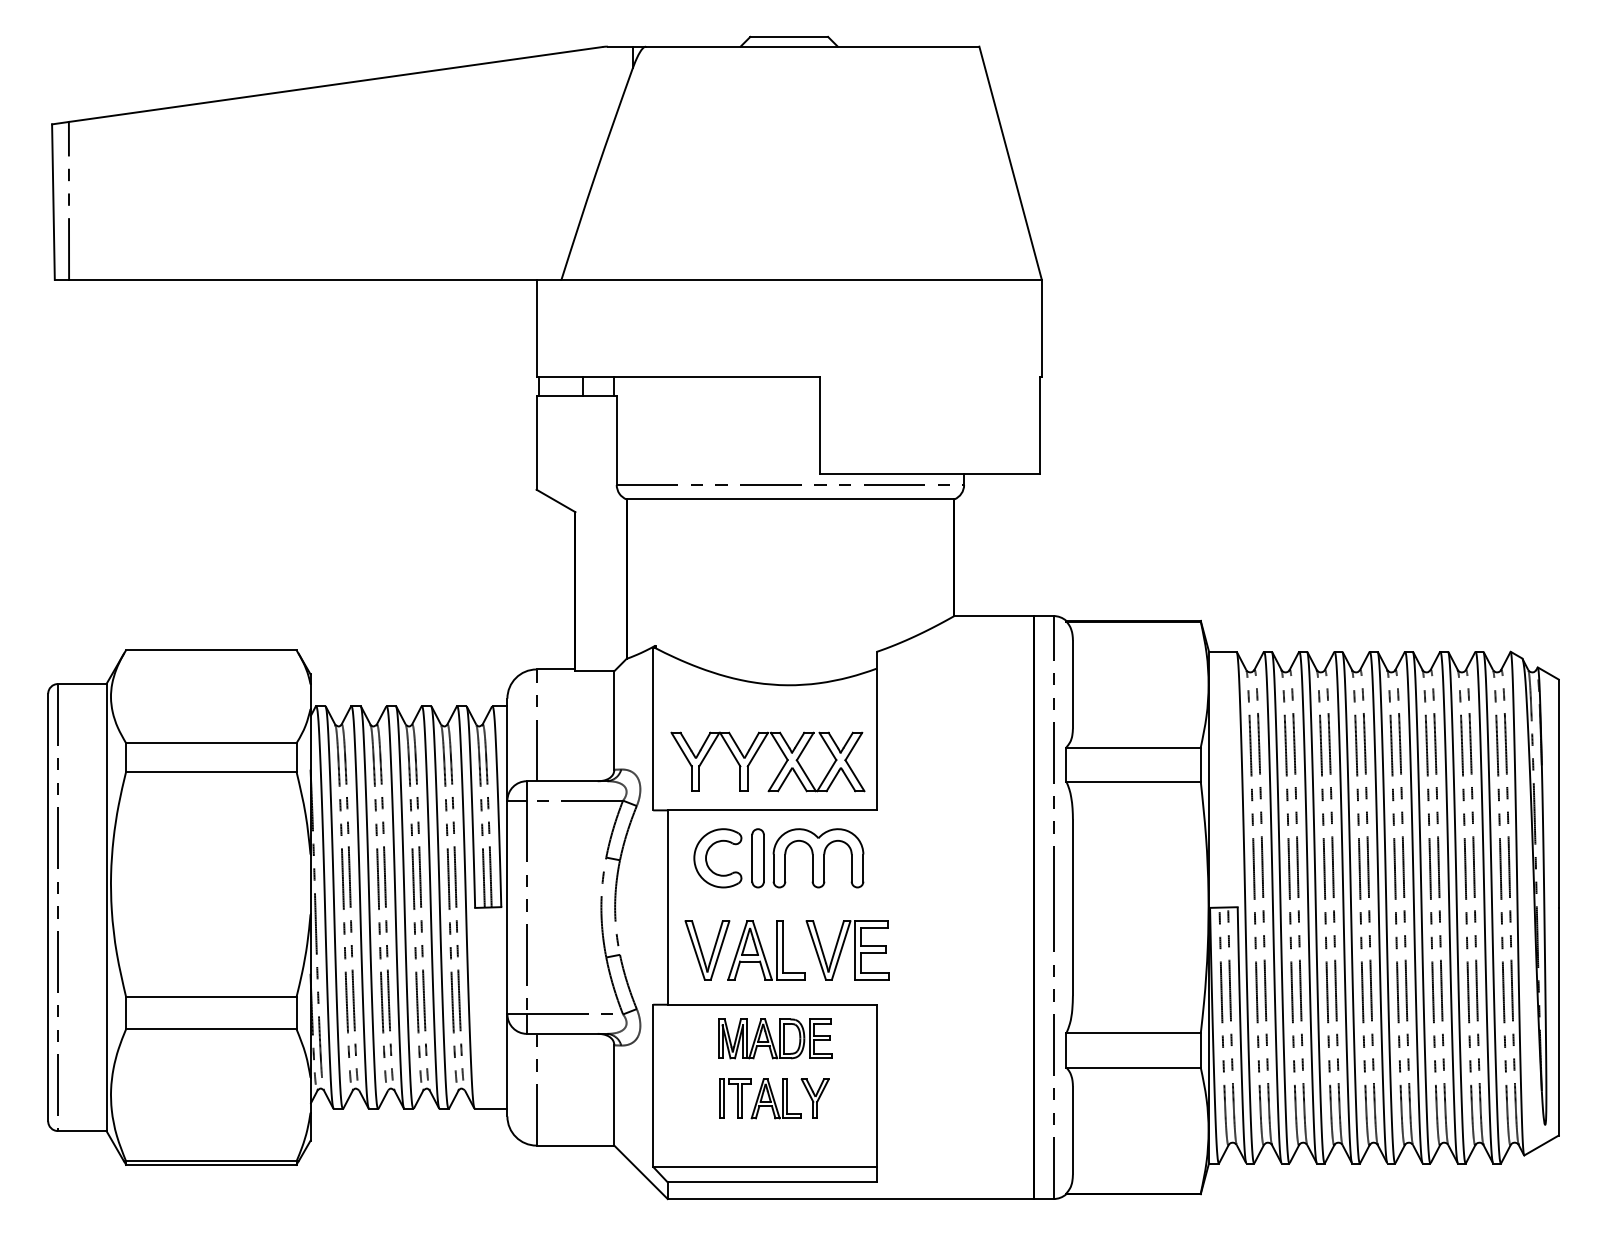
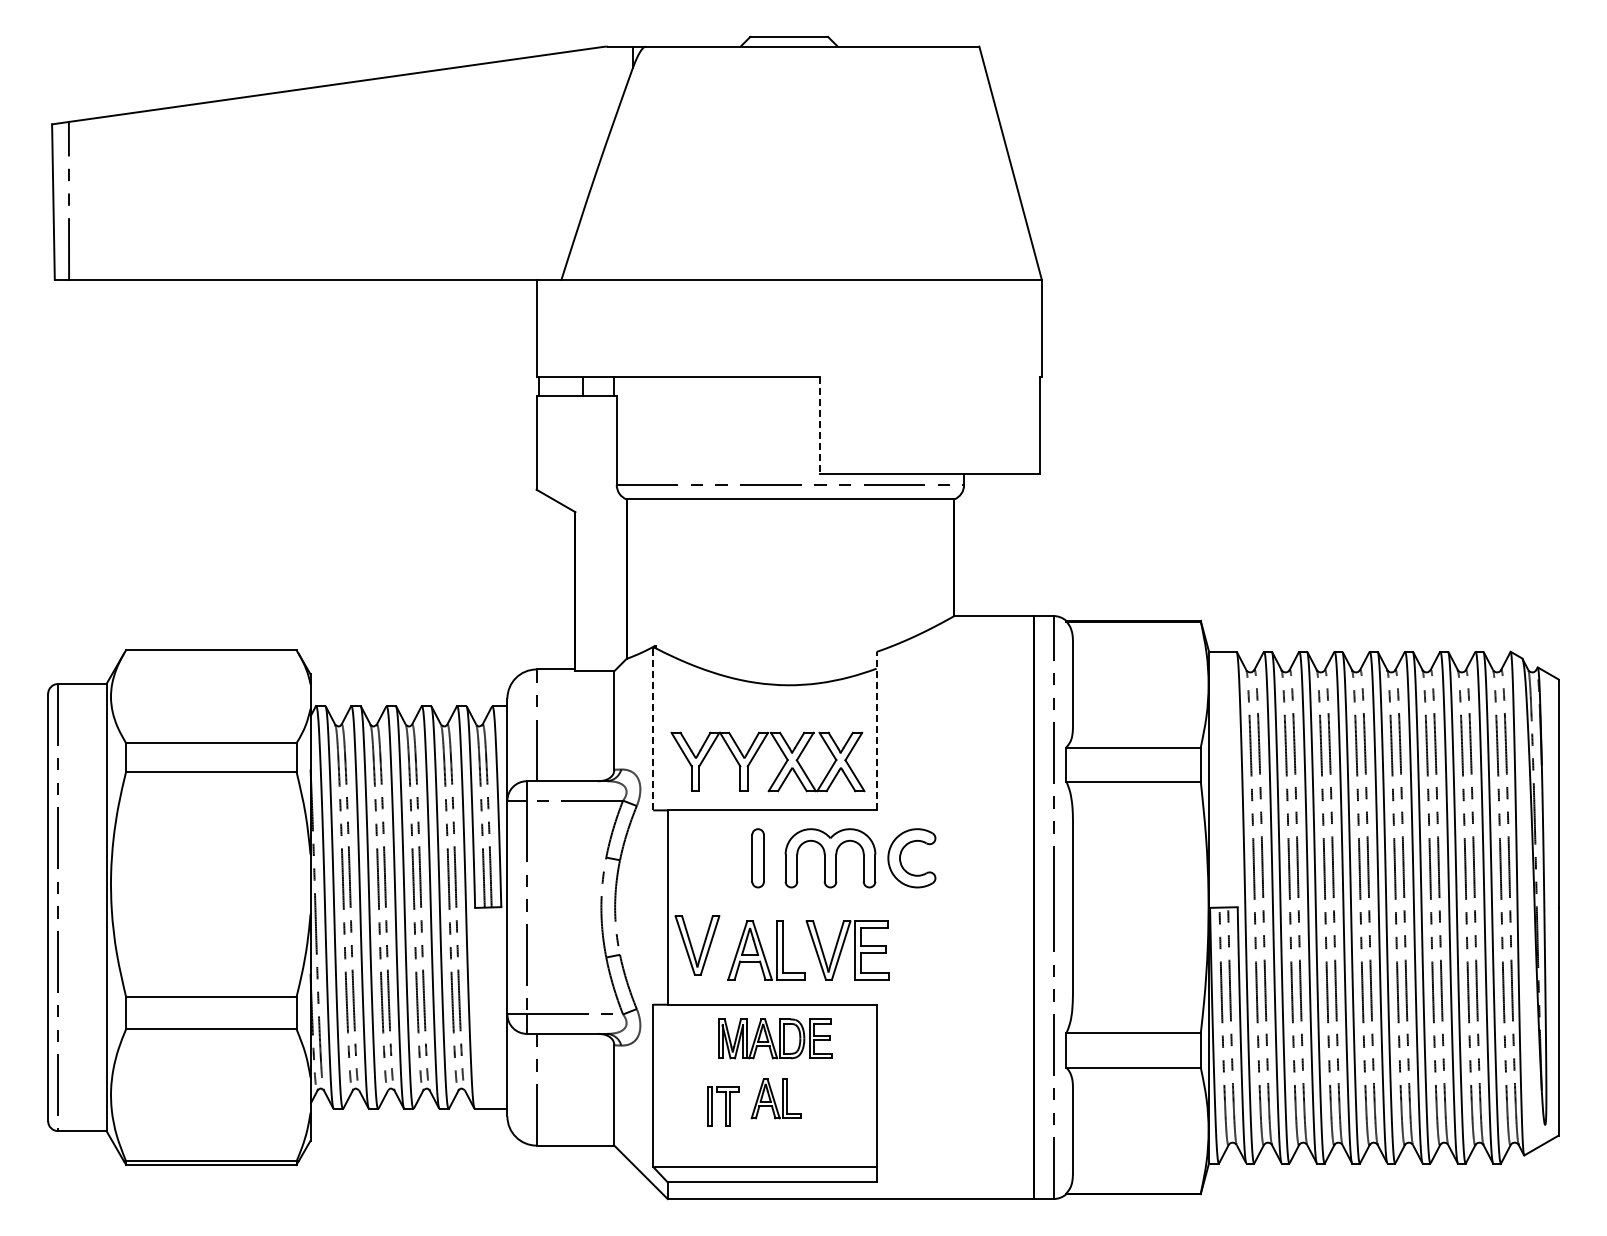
line: solid -> dashed (820, 425)
line: solid -> dashed (653, 728)
line: solid -> dashed (876, 730)
part position: (707, 855) -> (901, 855) (901, 855)
part position: (818, 858) -> (830, 858) (830, 858)
part position: (707, 950) -> (697, 945) (697, 945)
part position: (735, 1098) -> (723, 1106) (723, 1106)
part: present -> none (814, 1098)
